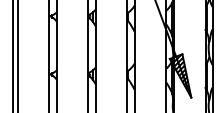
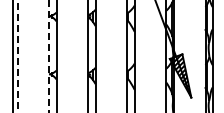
line: solid -> dashed (17, 56)
line: solid -> dashed (49, 56)
